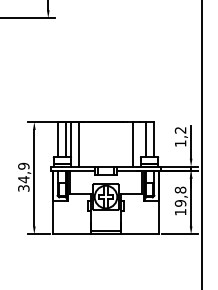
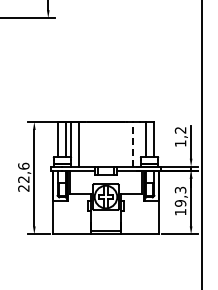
line: solid -> dashed (133, 144)
text: 34,9 -> 22,6 (23, 176)
text: 19,8 -> 19,3 (180, 189)
